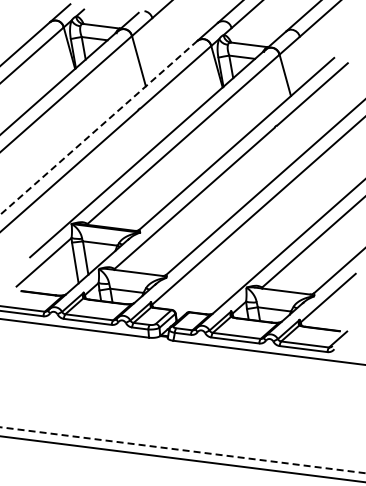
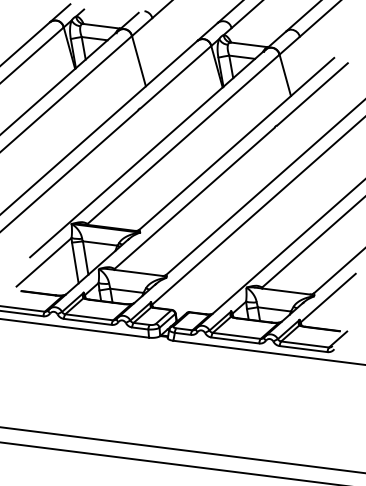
line: dashed -> solid (98, 127)
line: dashed -> solid (182, 450)
line position: (182, 458) -> (162, 462) (162, 462)
